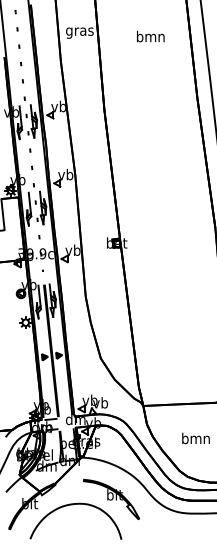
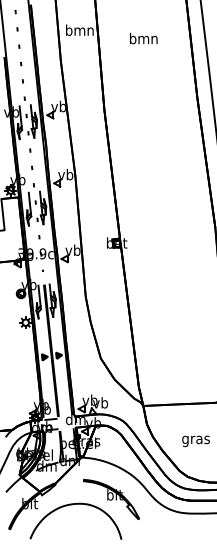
text: gras -> bmn (79, 31)
text position: (150, 36) -> (143, 38) (143, 38)
text: bmn -> gras (195, 439)
